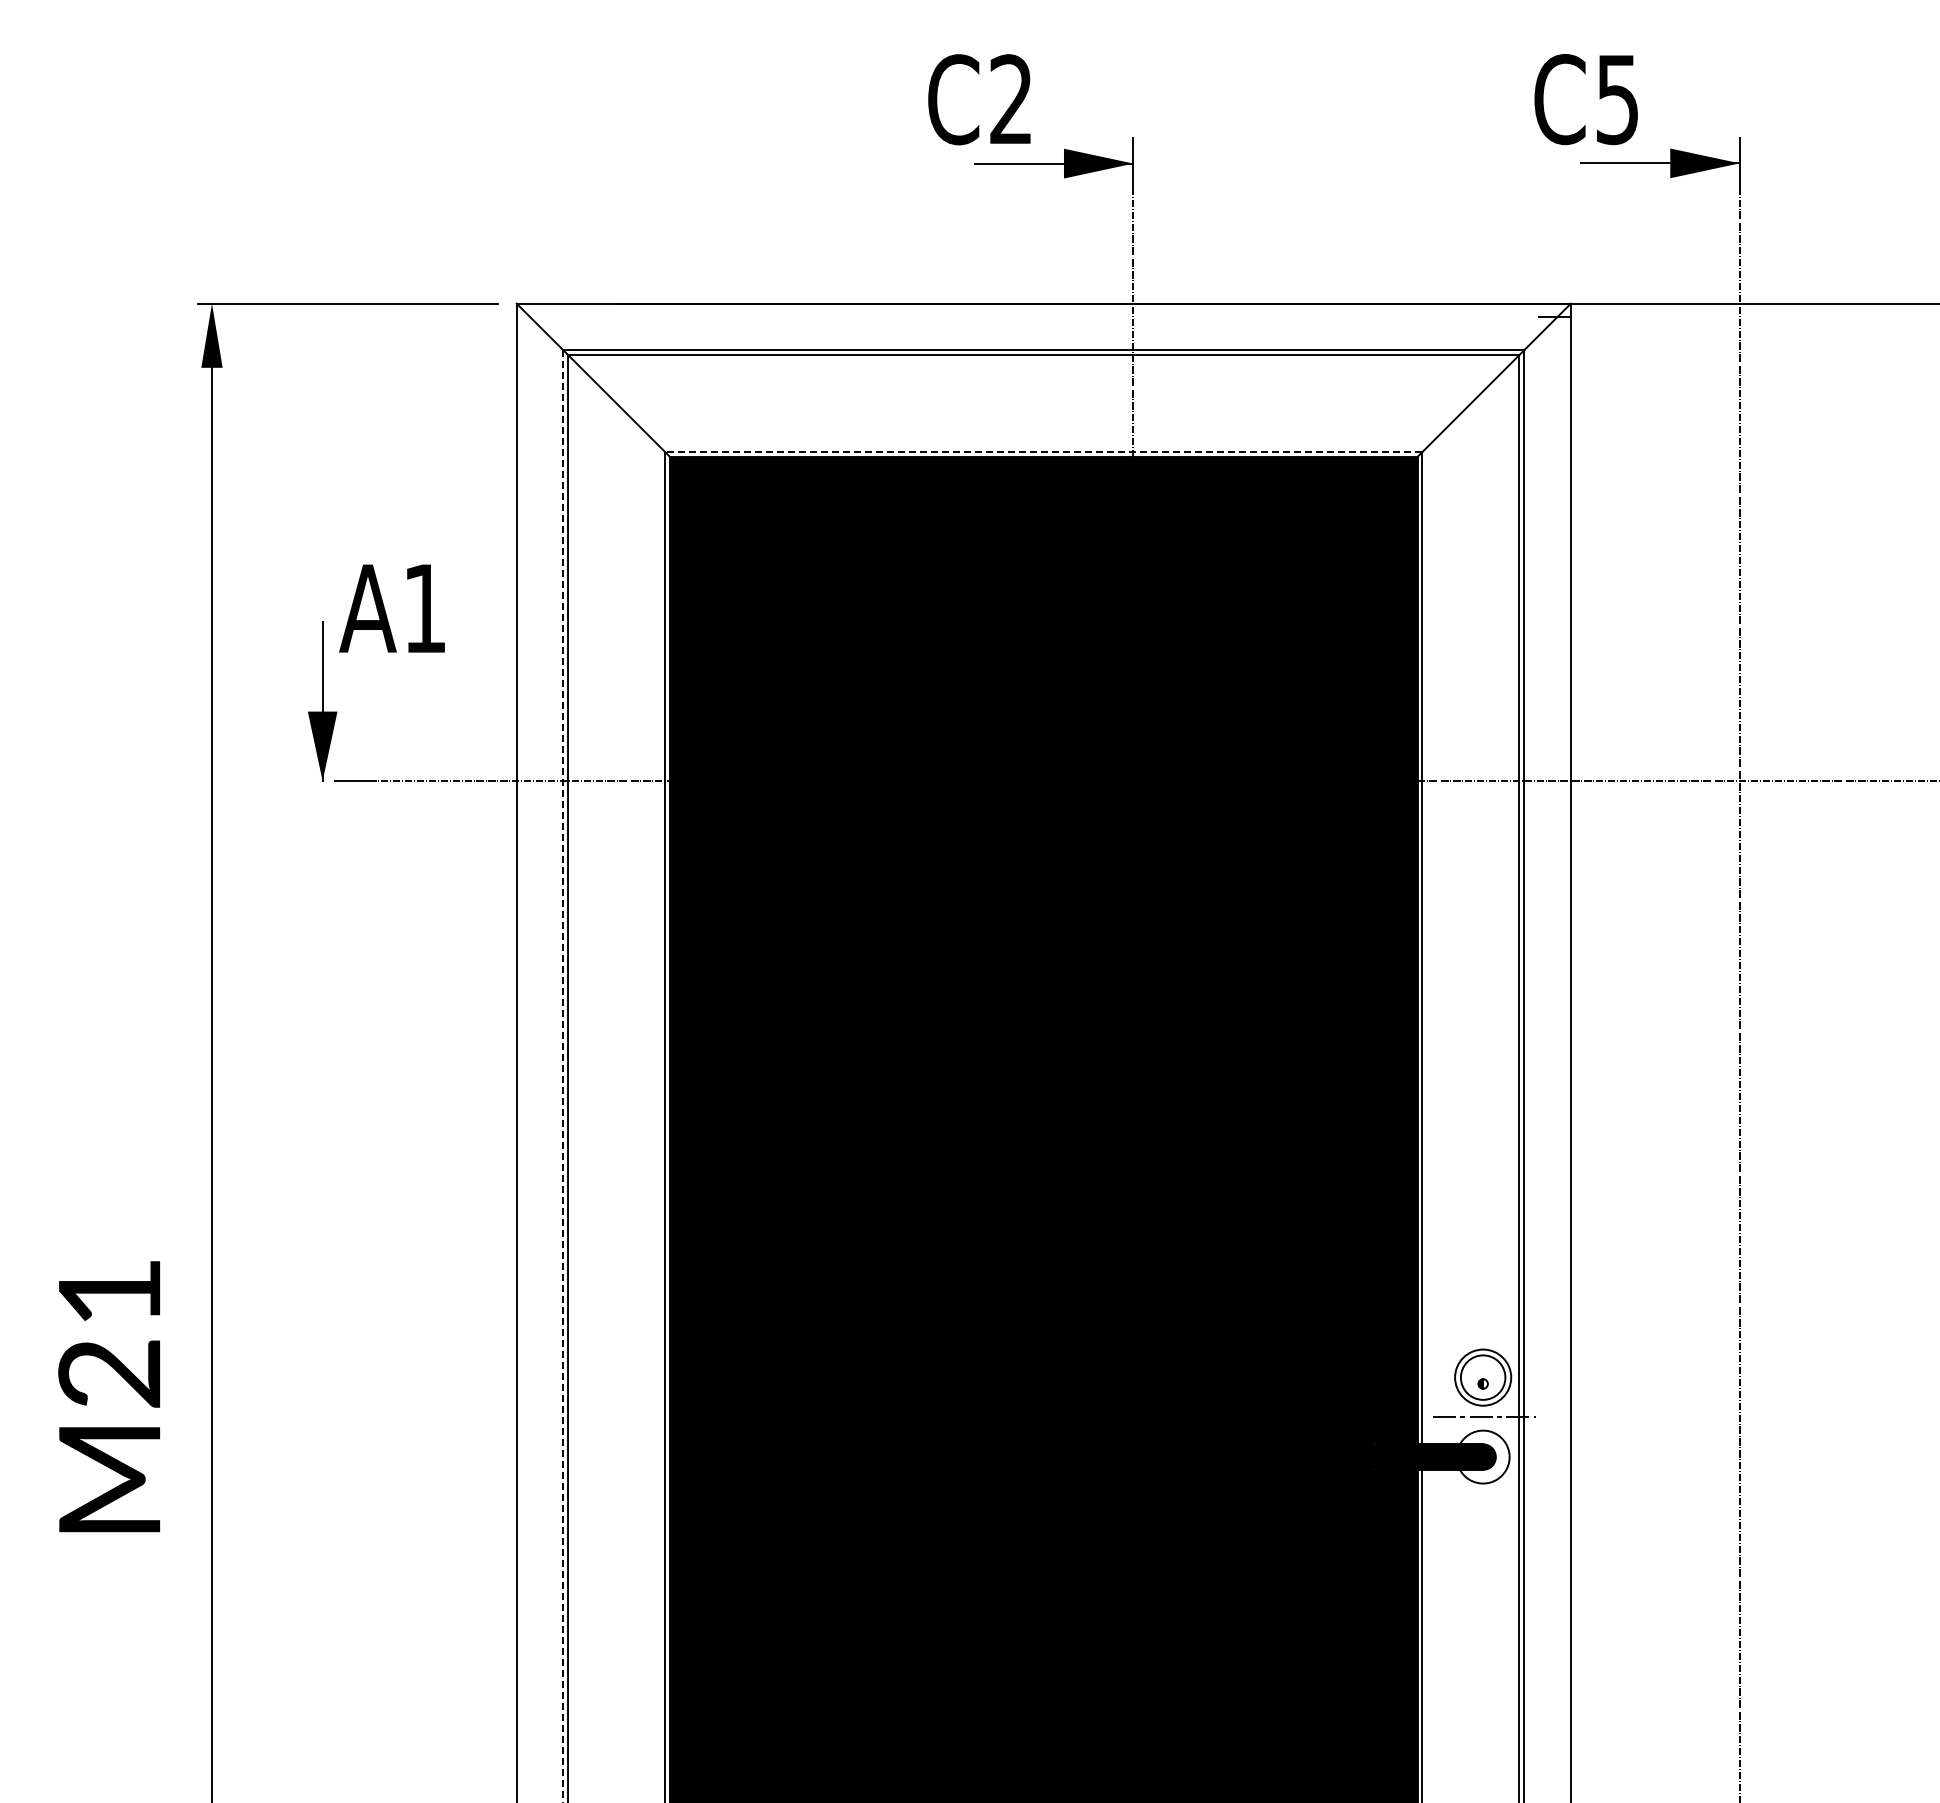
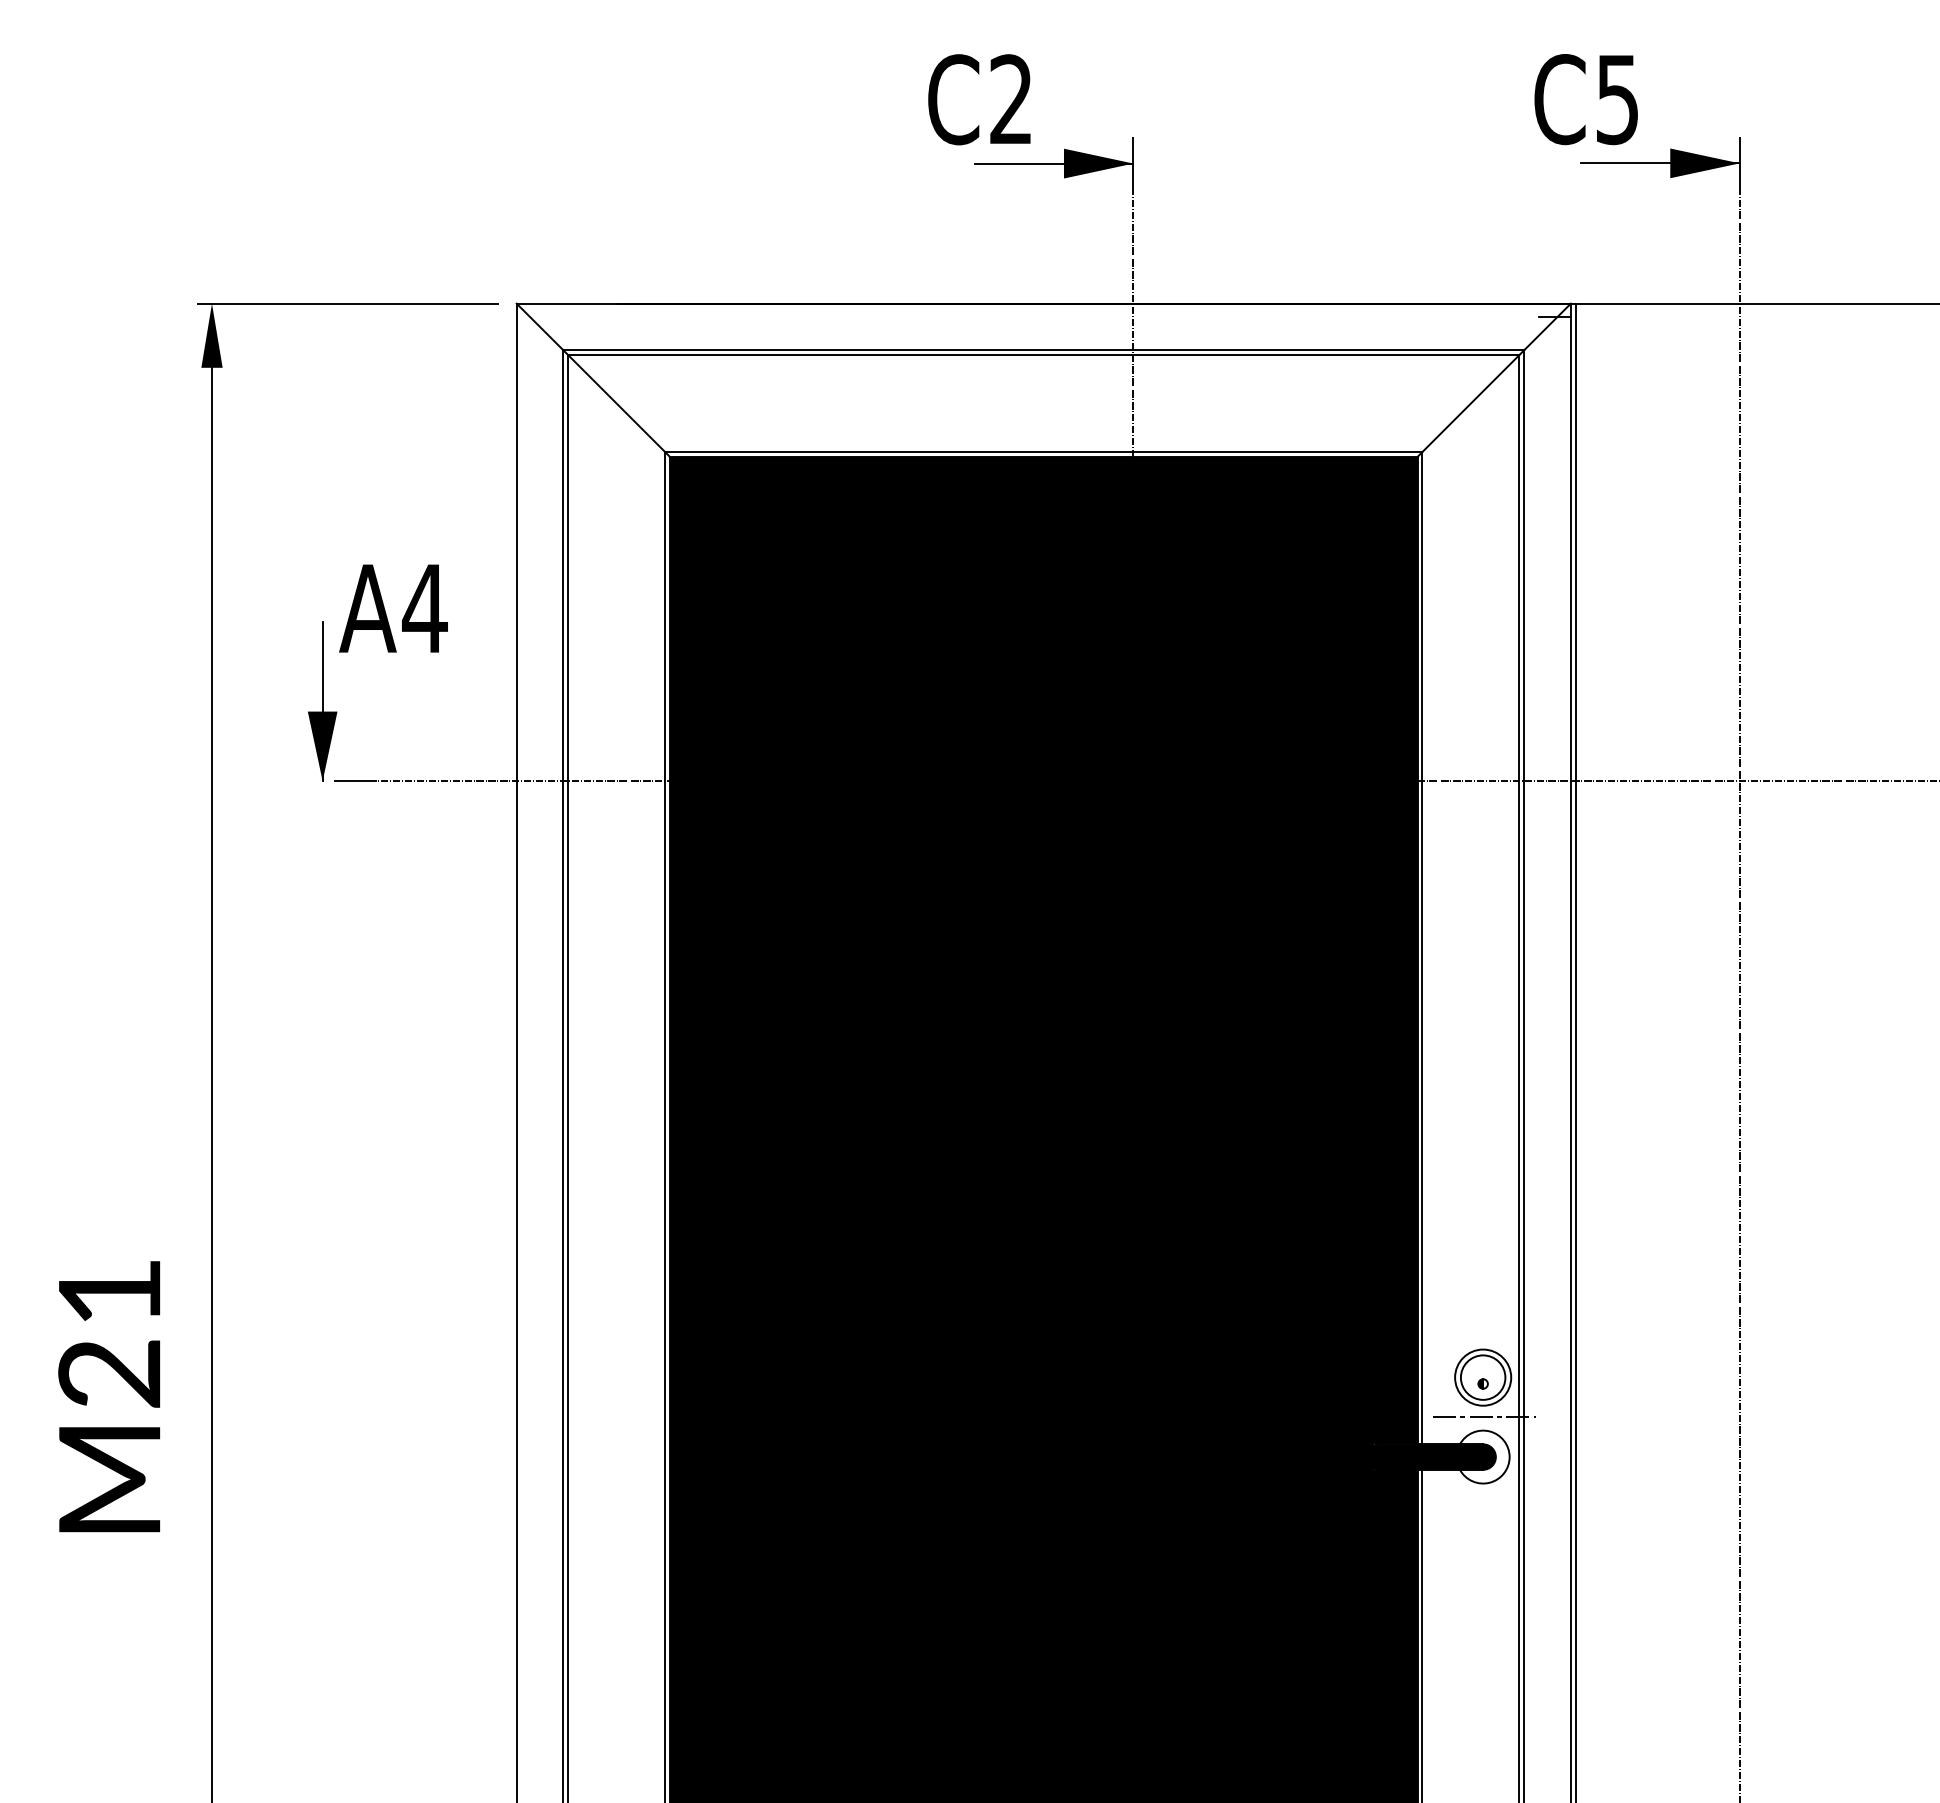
line: dashed -> solid (1043, 452)
text: A1 -> A4 (424, 608)
line: none -> present (1576, 1051)
line: dashed -> solid (563, 1076)
